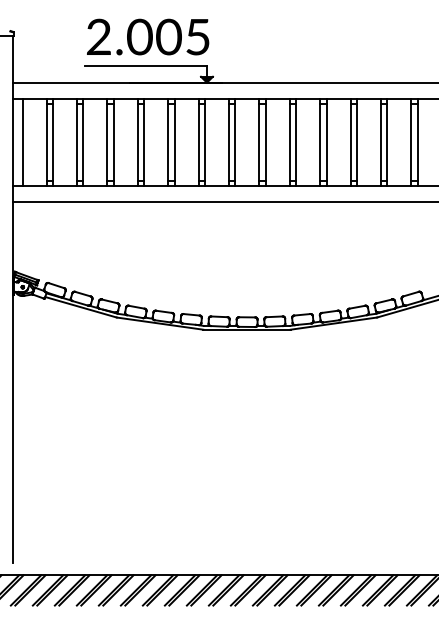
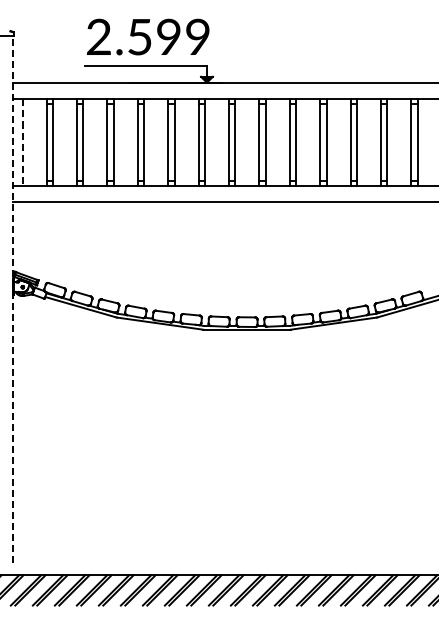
text: 2.005 -> 2.599 (168, 36)
line: solid -> dashed (22, 143)
line: solid -> dashed (13, 298)
